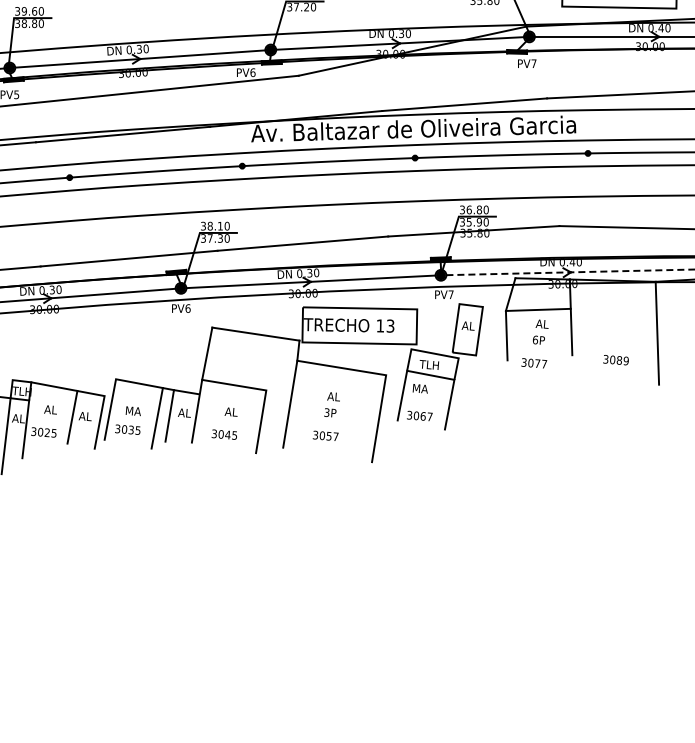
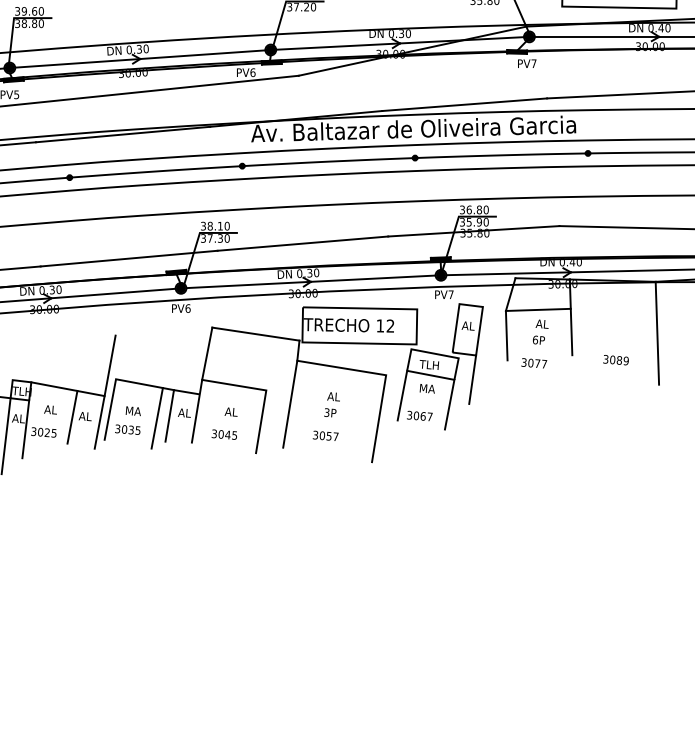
line: dashed -> solid (570, 272)
text: 13 -> 12 (390, 326)
line: none -> present (109, 365)
line: none -> present (472, 379)
text position: (419, 388) -> (426, 388) (426, 388)
